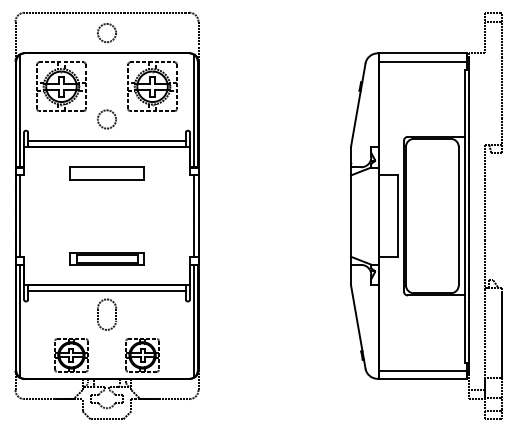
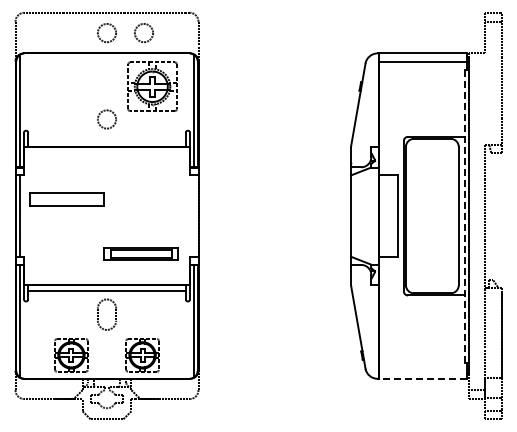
circle: none -> present (143, 33)
part: present -> none (61, 86)
line: present -> none (106, 140)
part position: (106, 173) -> (66, 199) (66, 199)
line: present -> none (194, 215)
line: solid -> dashed (464, 216)
part position: (106, 258) -> (140, 253) (140, 253)
line: present -> none (422, 370)
line: solid -> dashed (423, 378)
